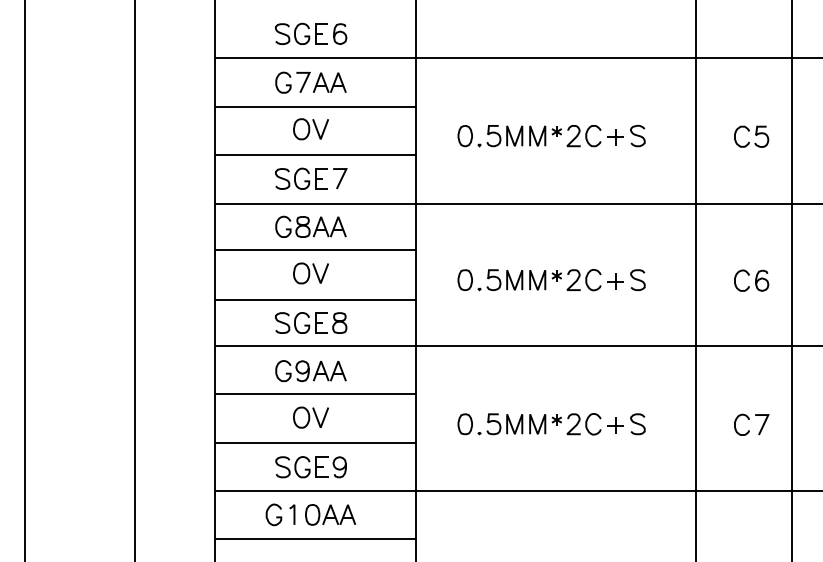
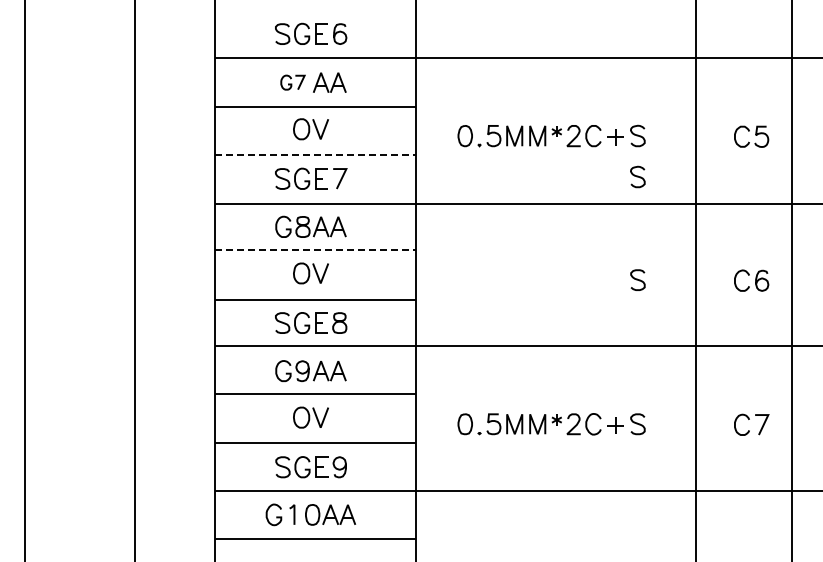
part size: 36x23 px -> 26x17 px (292, 82)
line: solid -> dashed (315, 155)
curve: none -> present (637, 176)
line: solid -> dashed (315, 250)
part: present -> none (540, 280)
